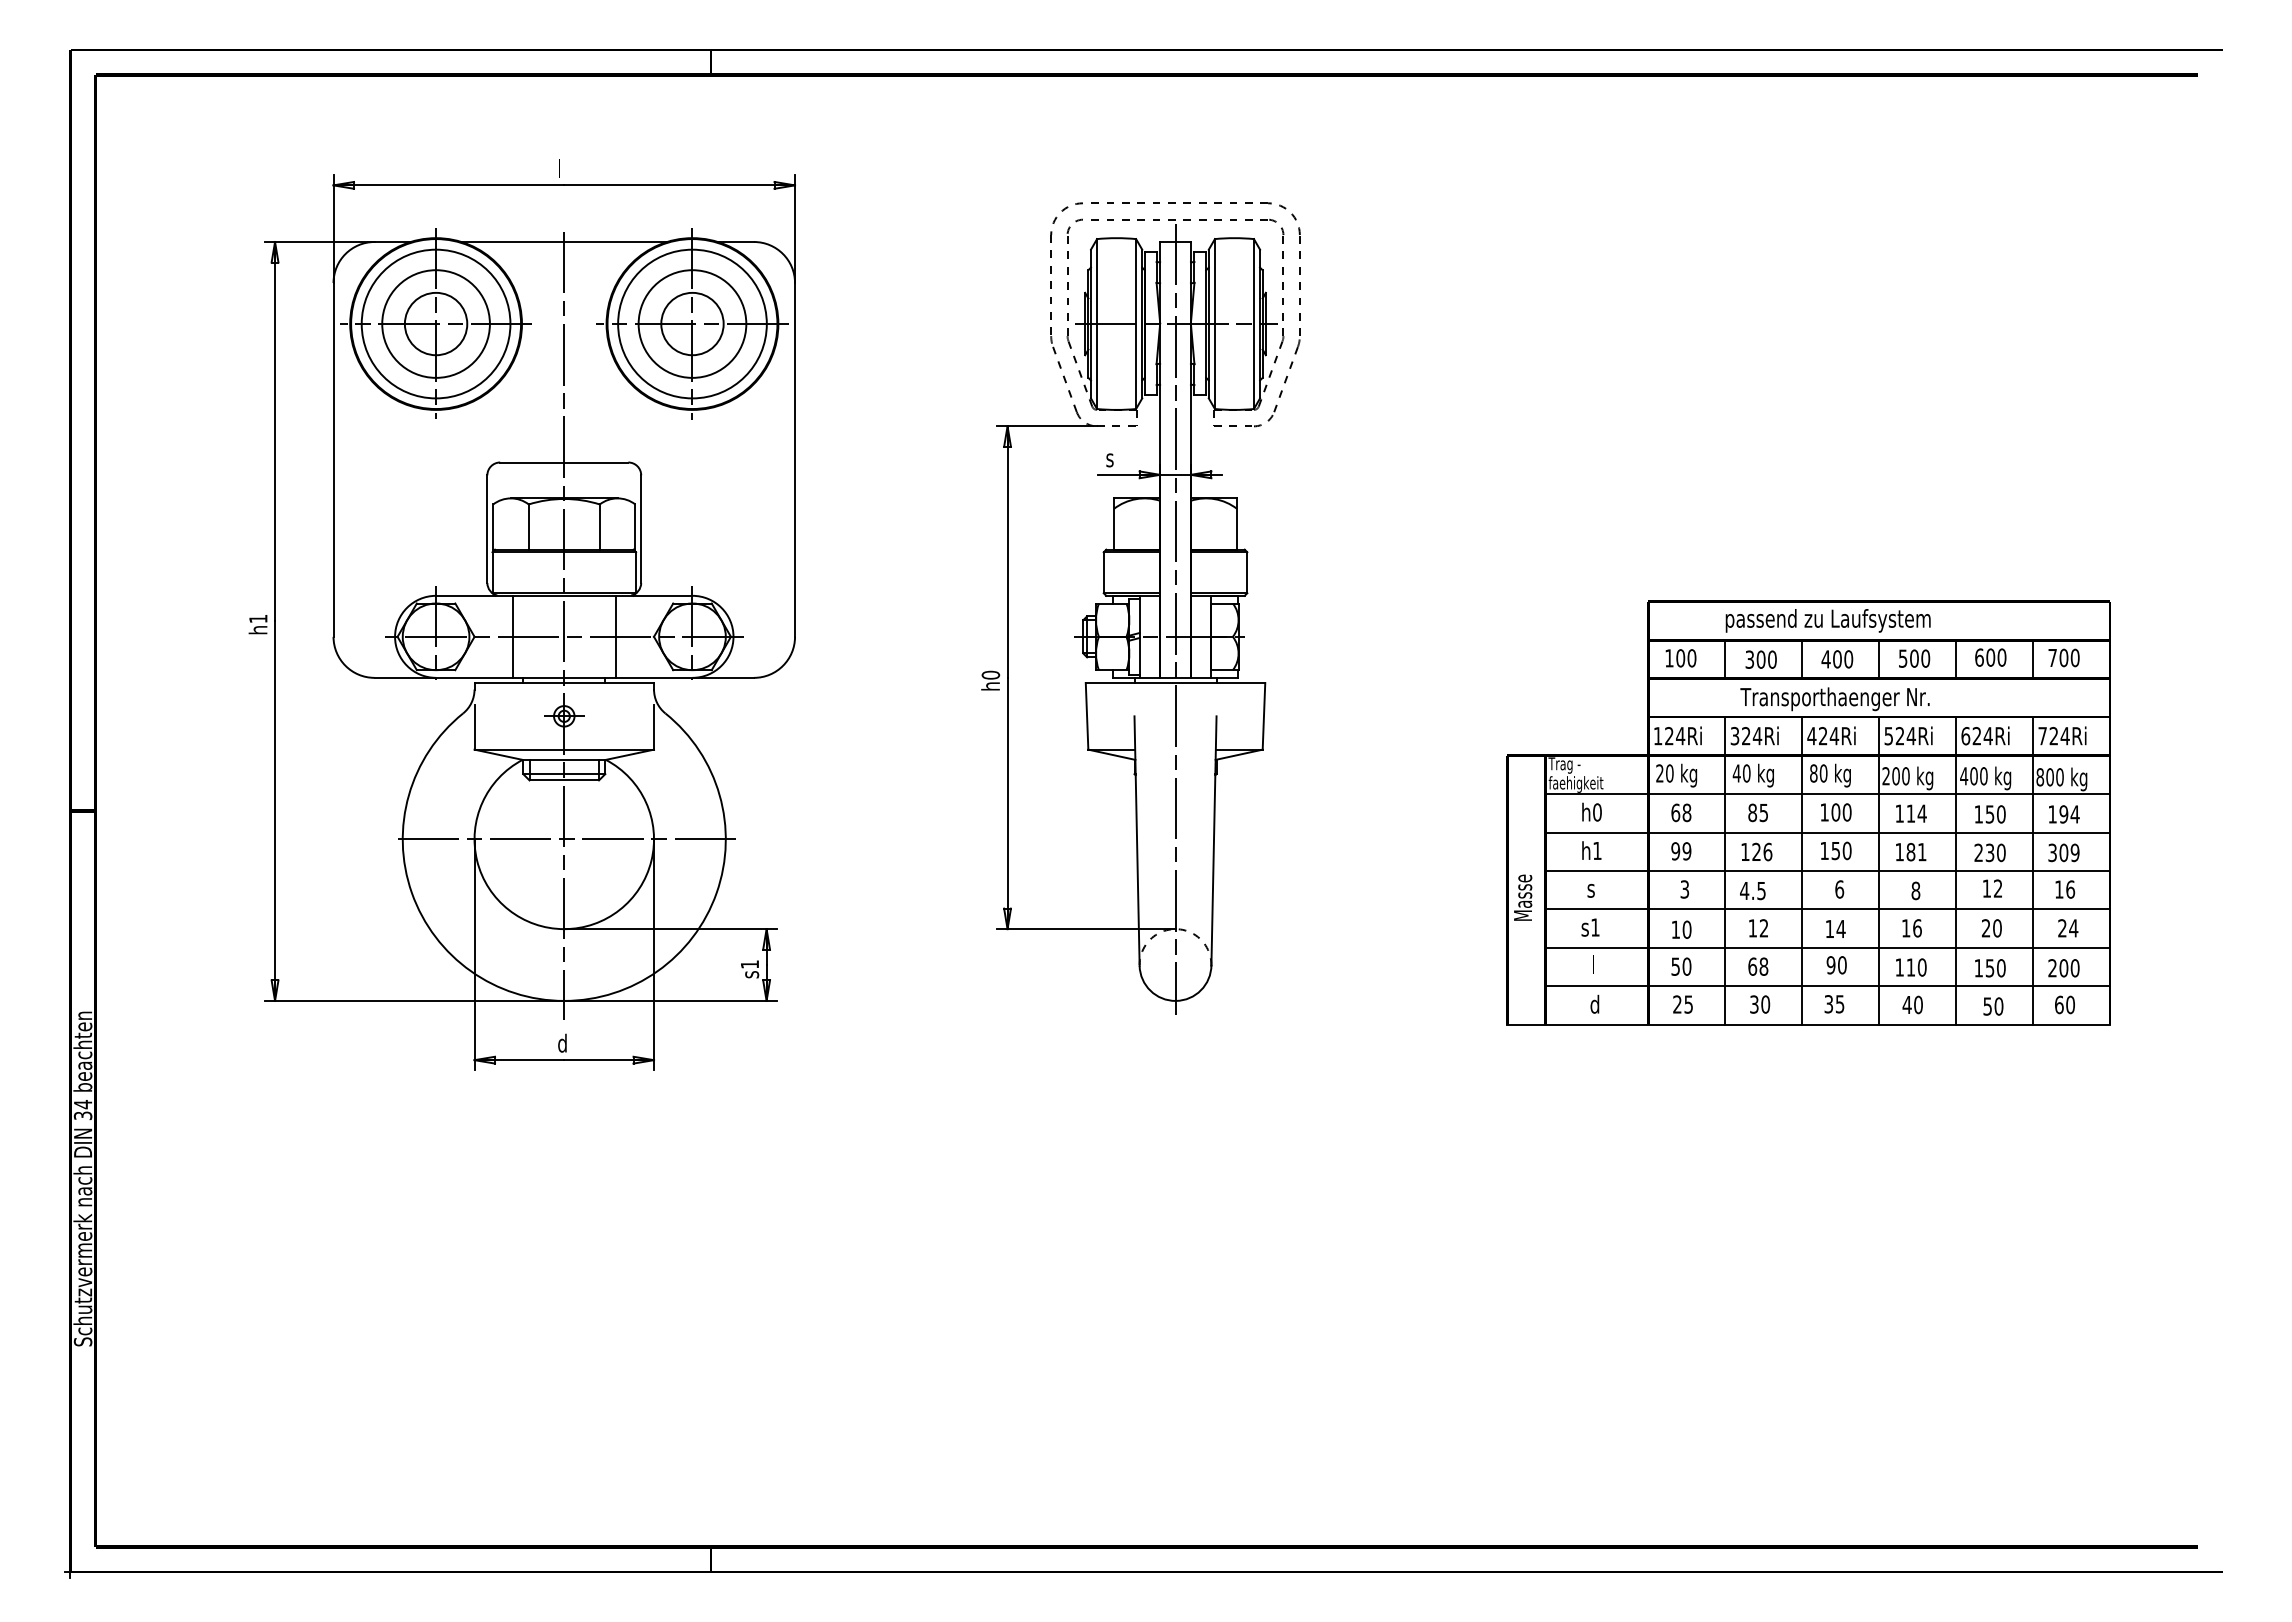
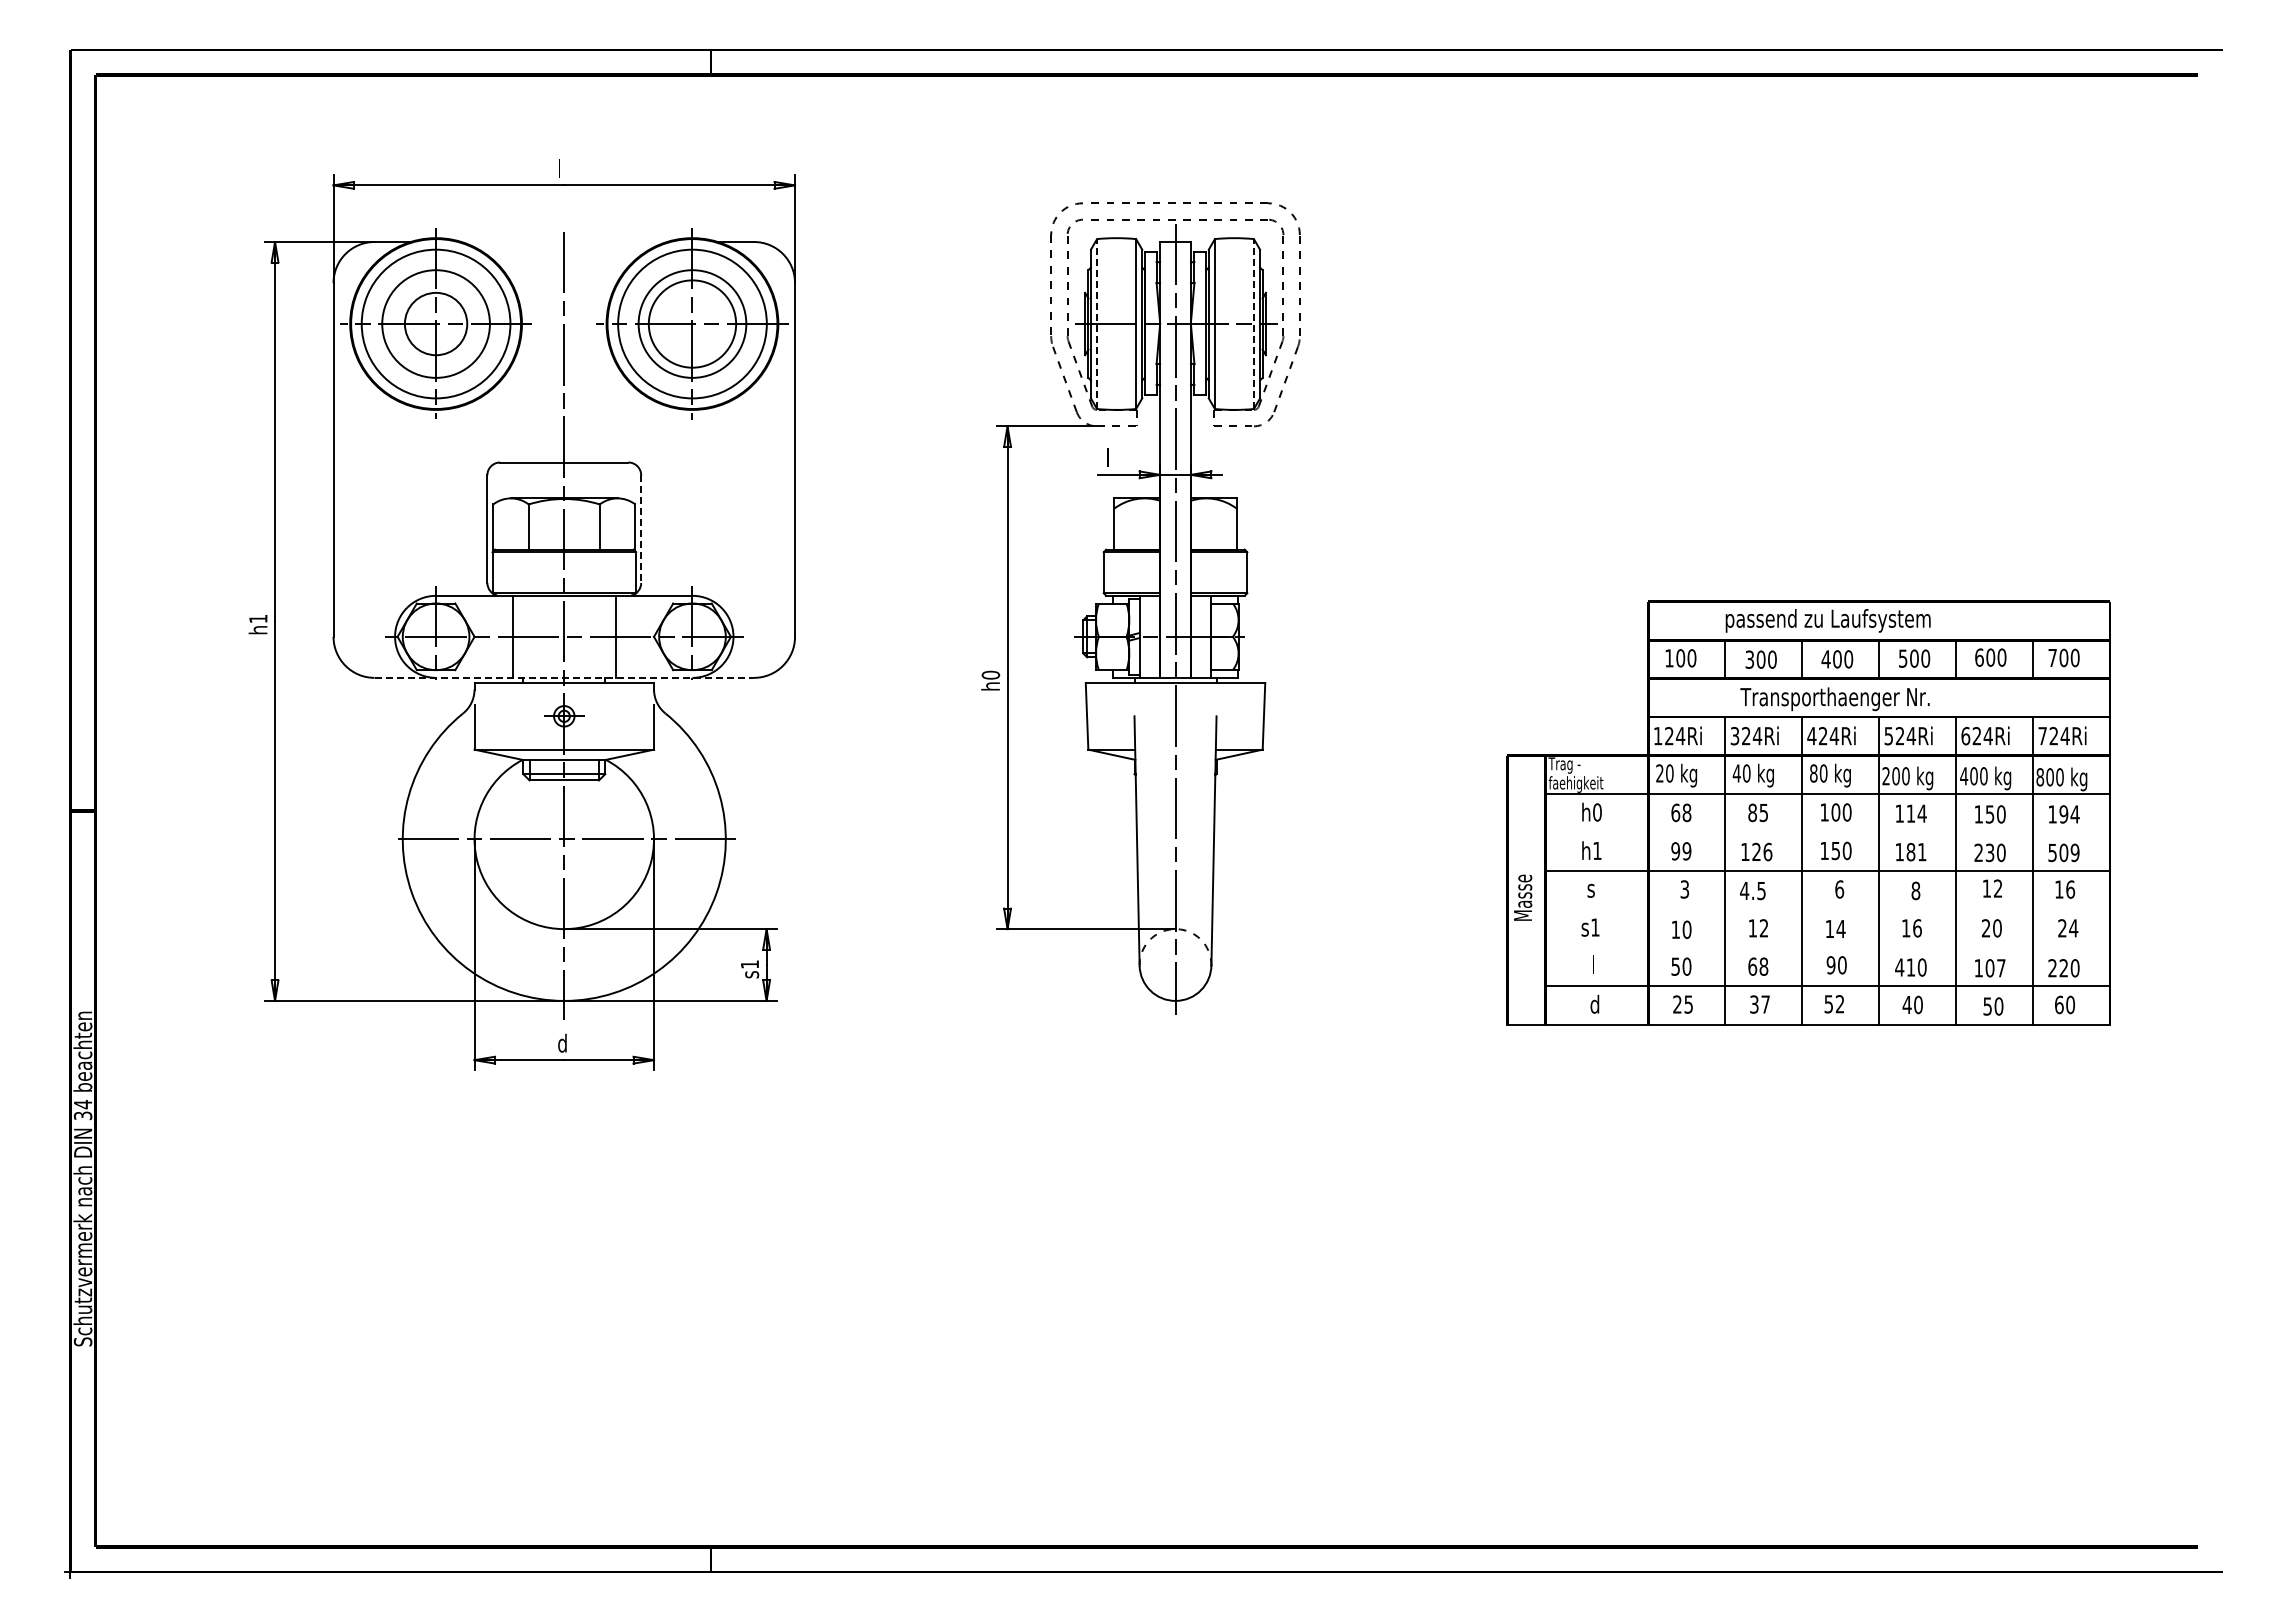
line: present -> none (564, 242)
circle diameter: 62 px -> 87 px (692, 323)
line: solid -> dashed (1097, 324)
line: solid -> dashed (1253, 324)
text: s -> l (1109, 457)
line: solid -> dashed (641, 529)
line: solid -> dashed (564, 677)
line: present -> none (1827, 832)
text: 309 -> 509 (2052, 852)
line: present -> none (1827, 909)
line: present -> none (1827, 947)
text: 110 -> 410 (1899, 967)
text: 150 -> 107 (1995, 968)
text: 200 -> 220 (2063, 968)
text: 30 -> 37 (1765, 1004)
text: 35 -> 52 (1834, 1004)
